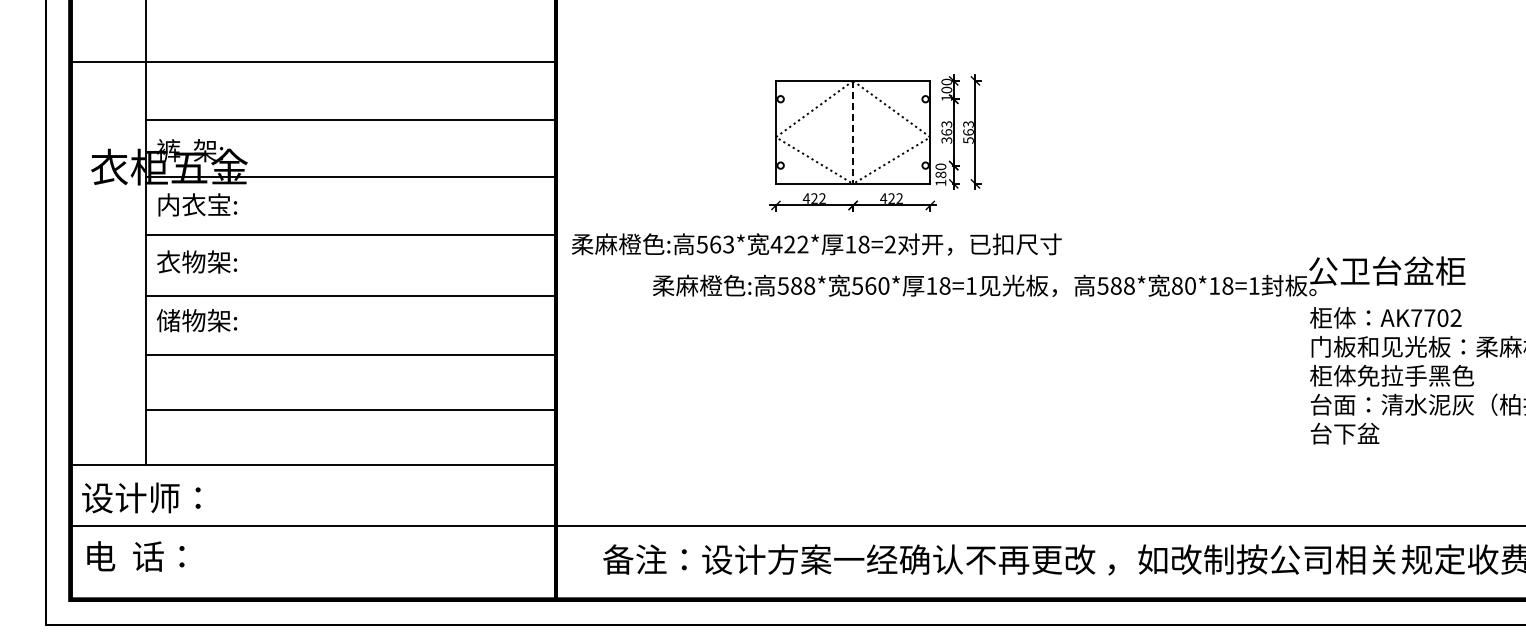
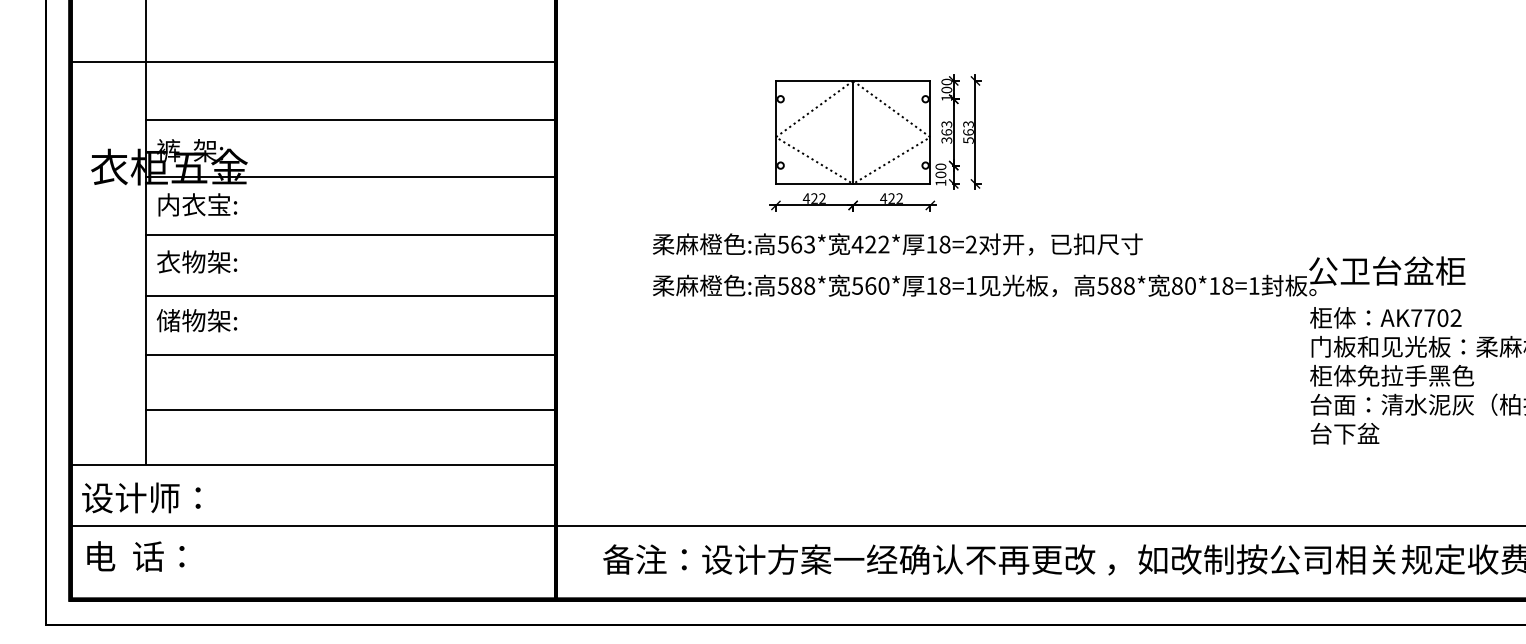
line: dashed -> solid (853, 132)
text: 180 -> 100 (941, 174)
text position: (816, 244) -> (897, 244) (897, 244)
